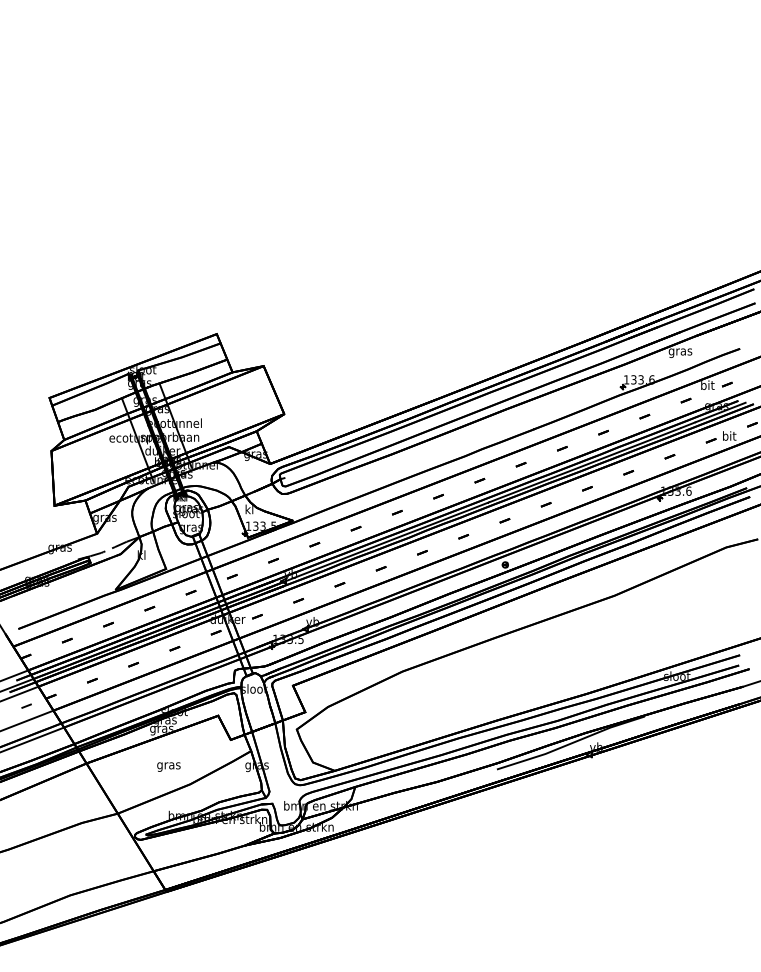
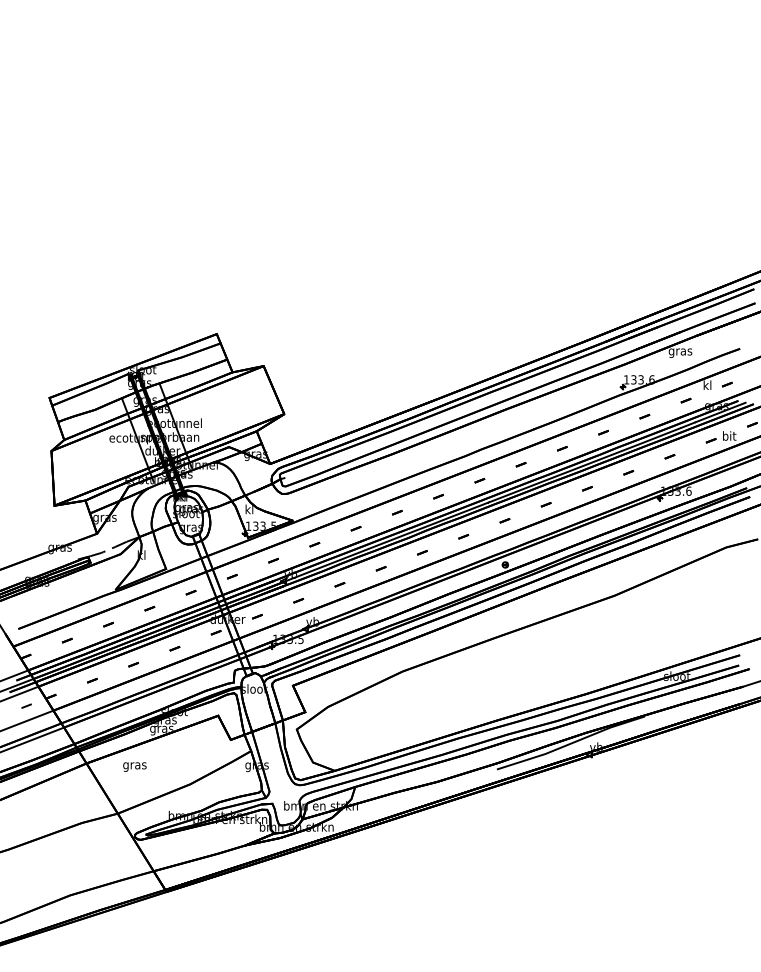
text: bit -> kl (707, 384)
text position: (168, 766) -> (134, 766) (134, 766)
